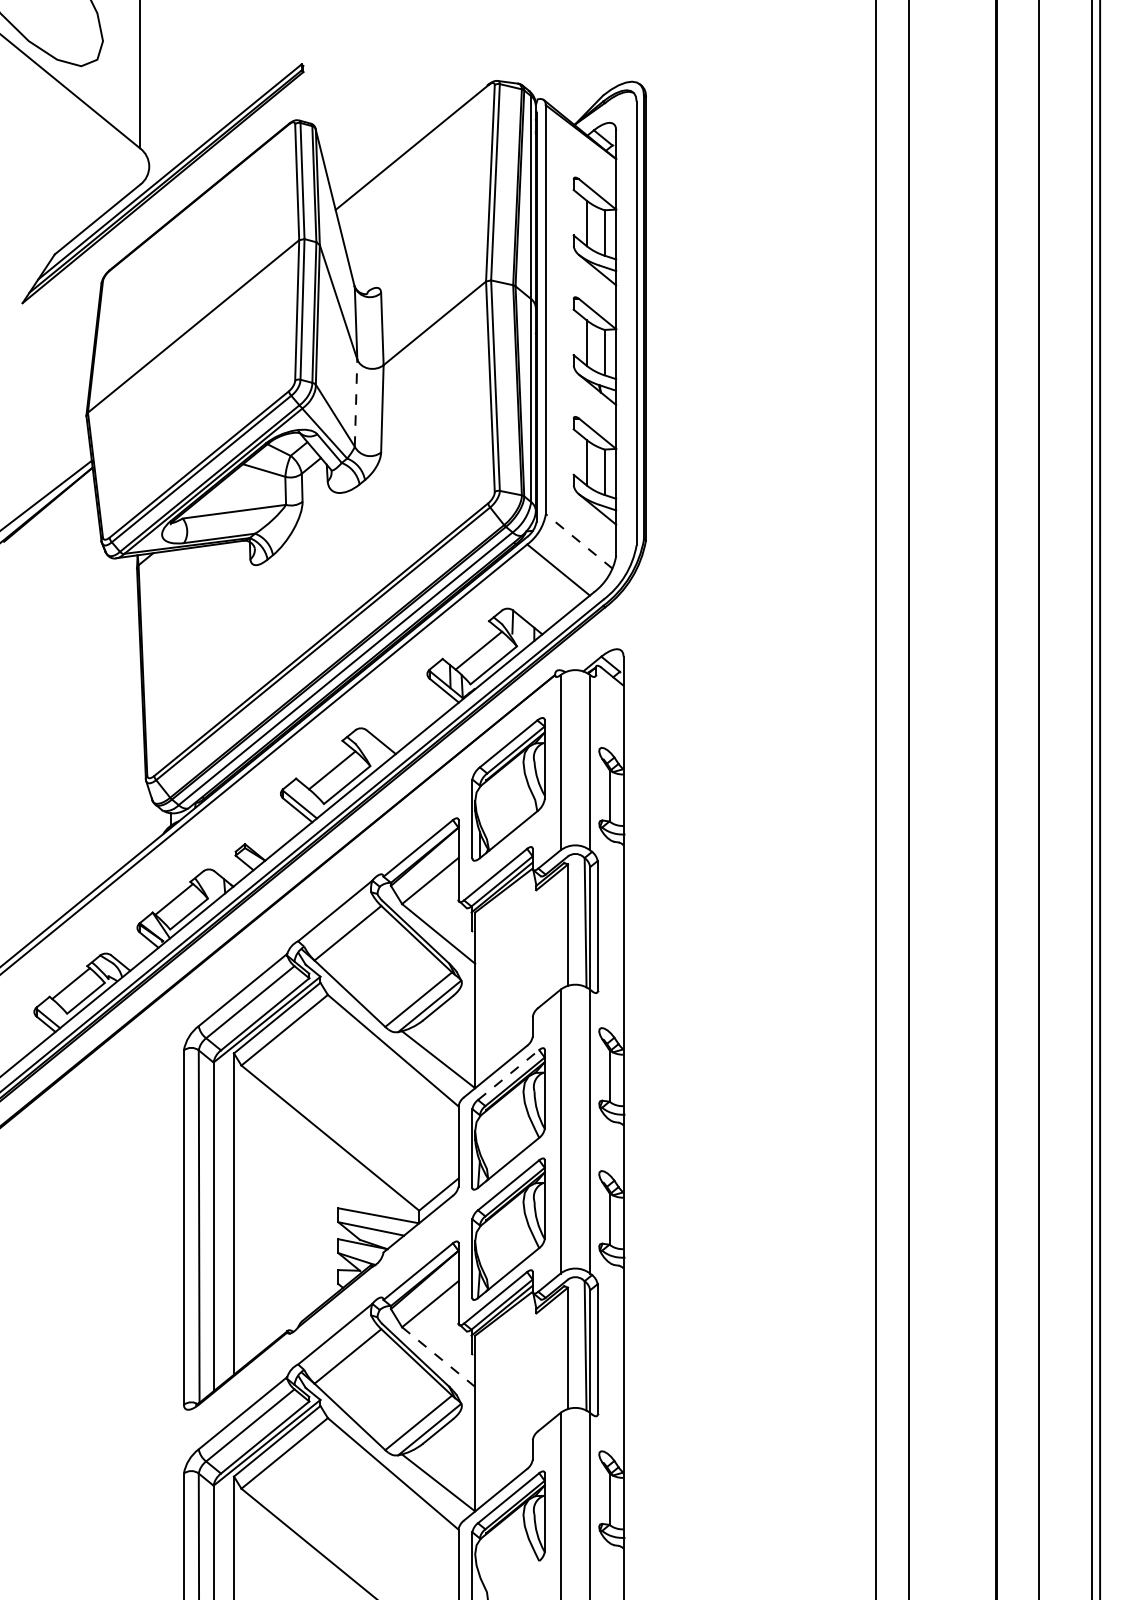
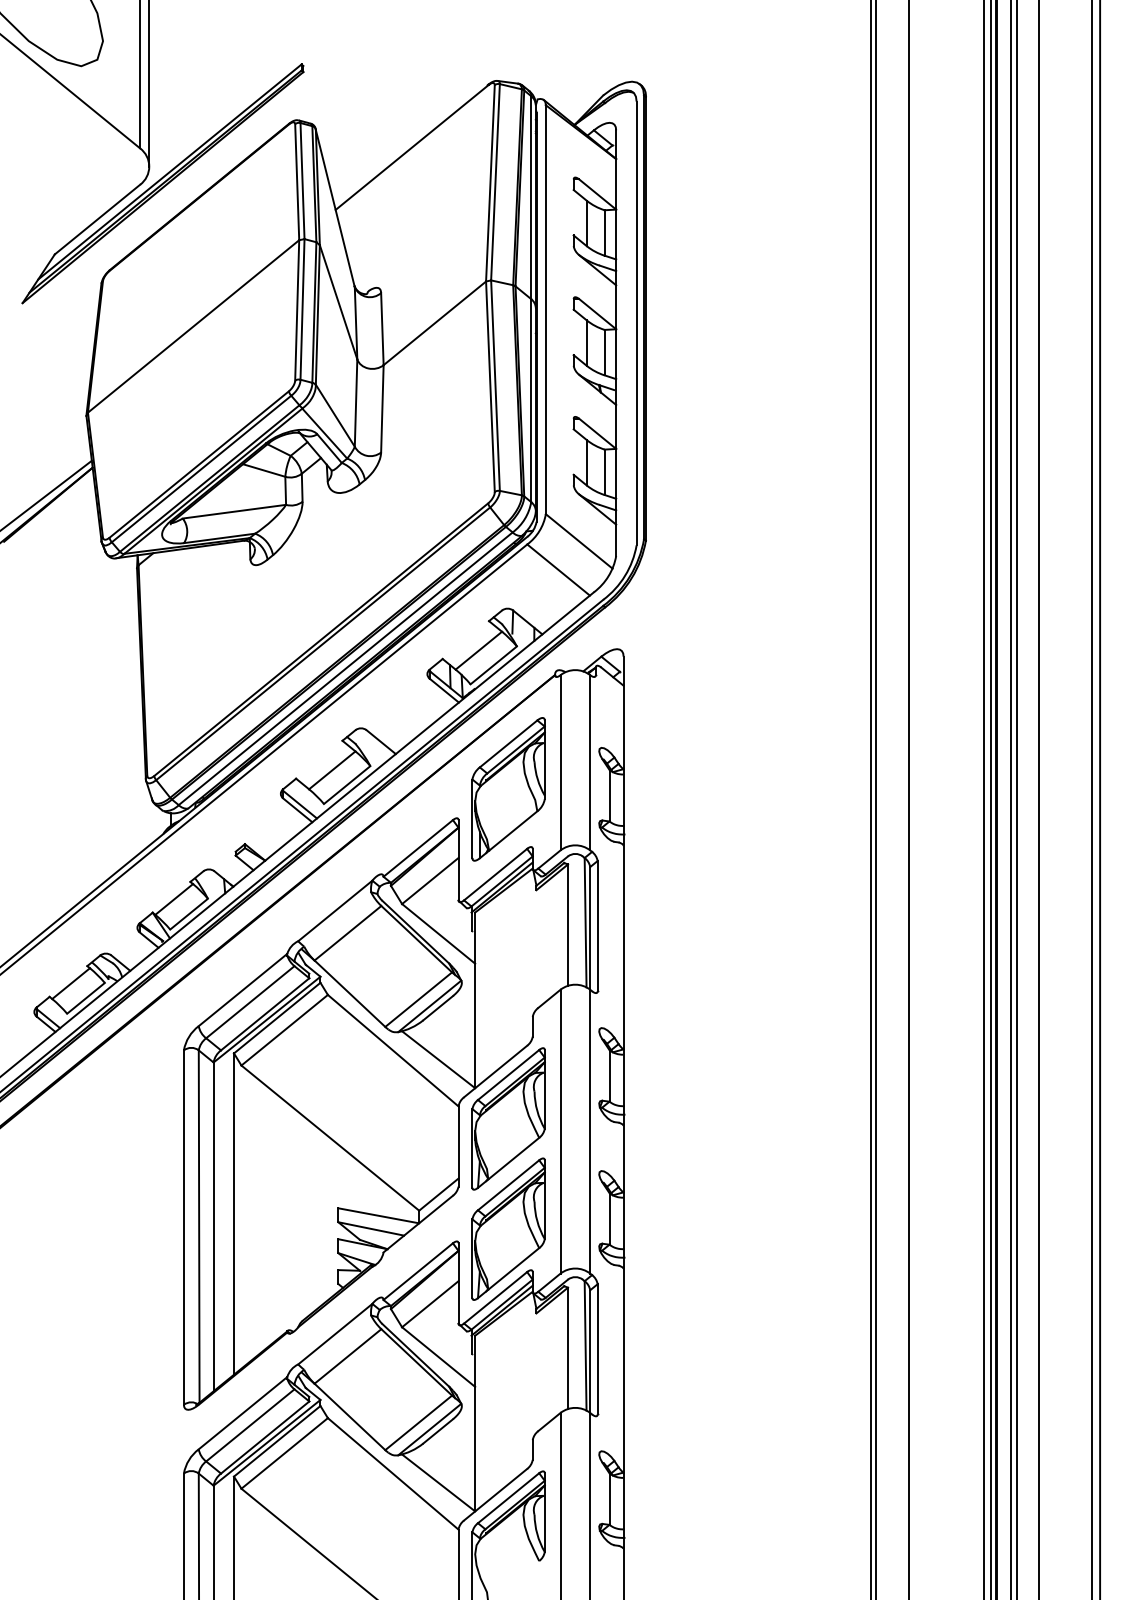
line: none -> present (149, 84)
line: dashed -> solid (356, 403)
line: dashed -> solid (578, 541)
line: none -> present (871, 799)
line: none -> present (983, 799)
line: none -> present (990, 799)
line: none -> present (1011, 799)
line: none -> present (1017, 799)
line: dashed -> solid (508, 1075)
line: dashed -> solid (438, 1356)
